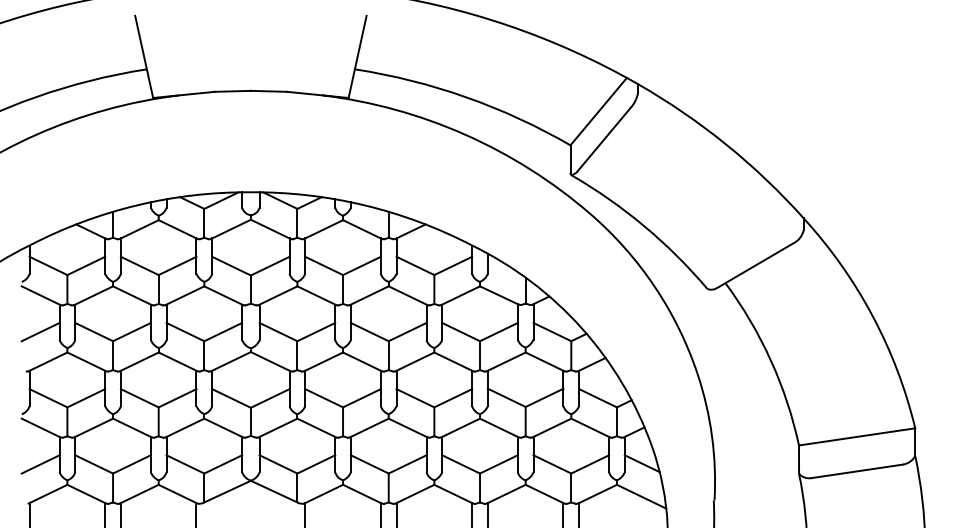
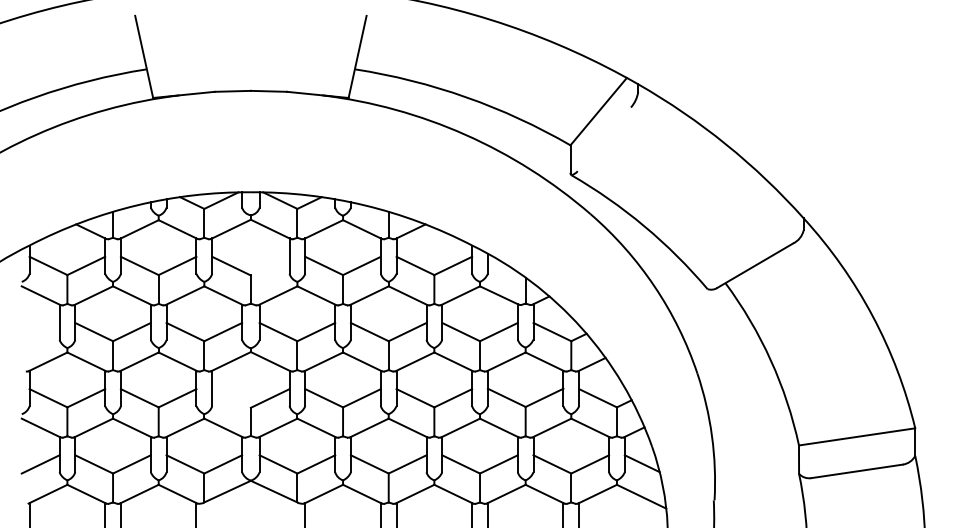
line: present -> none (603, 139)
line: present -> none (269, 265)
line: present -> none (40, 331)
line: present -> none (231, 398)
